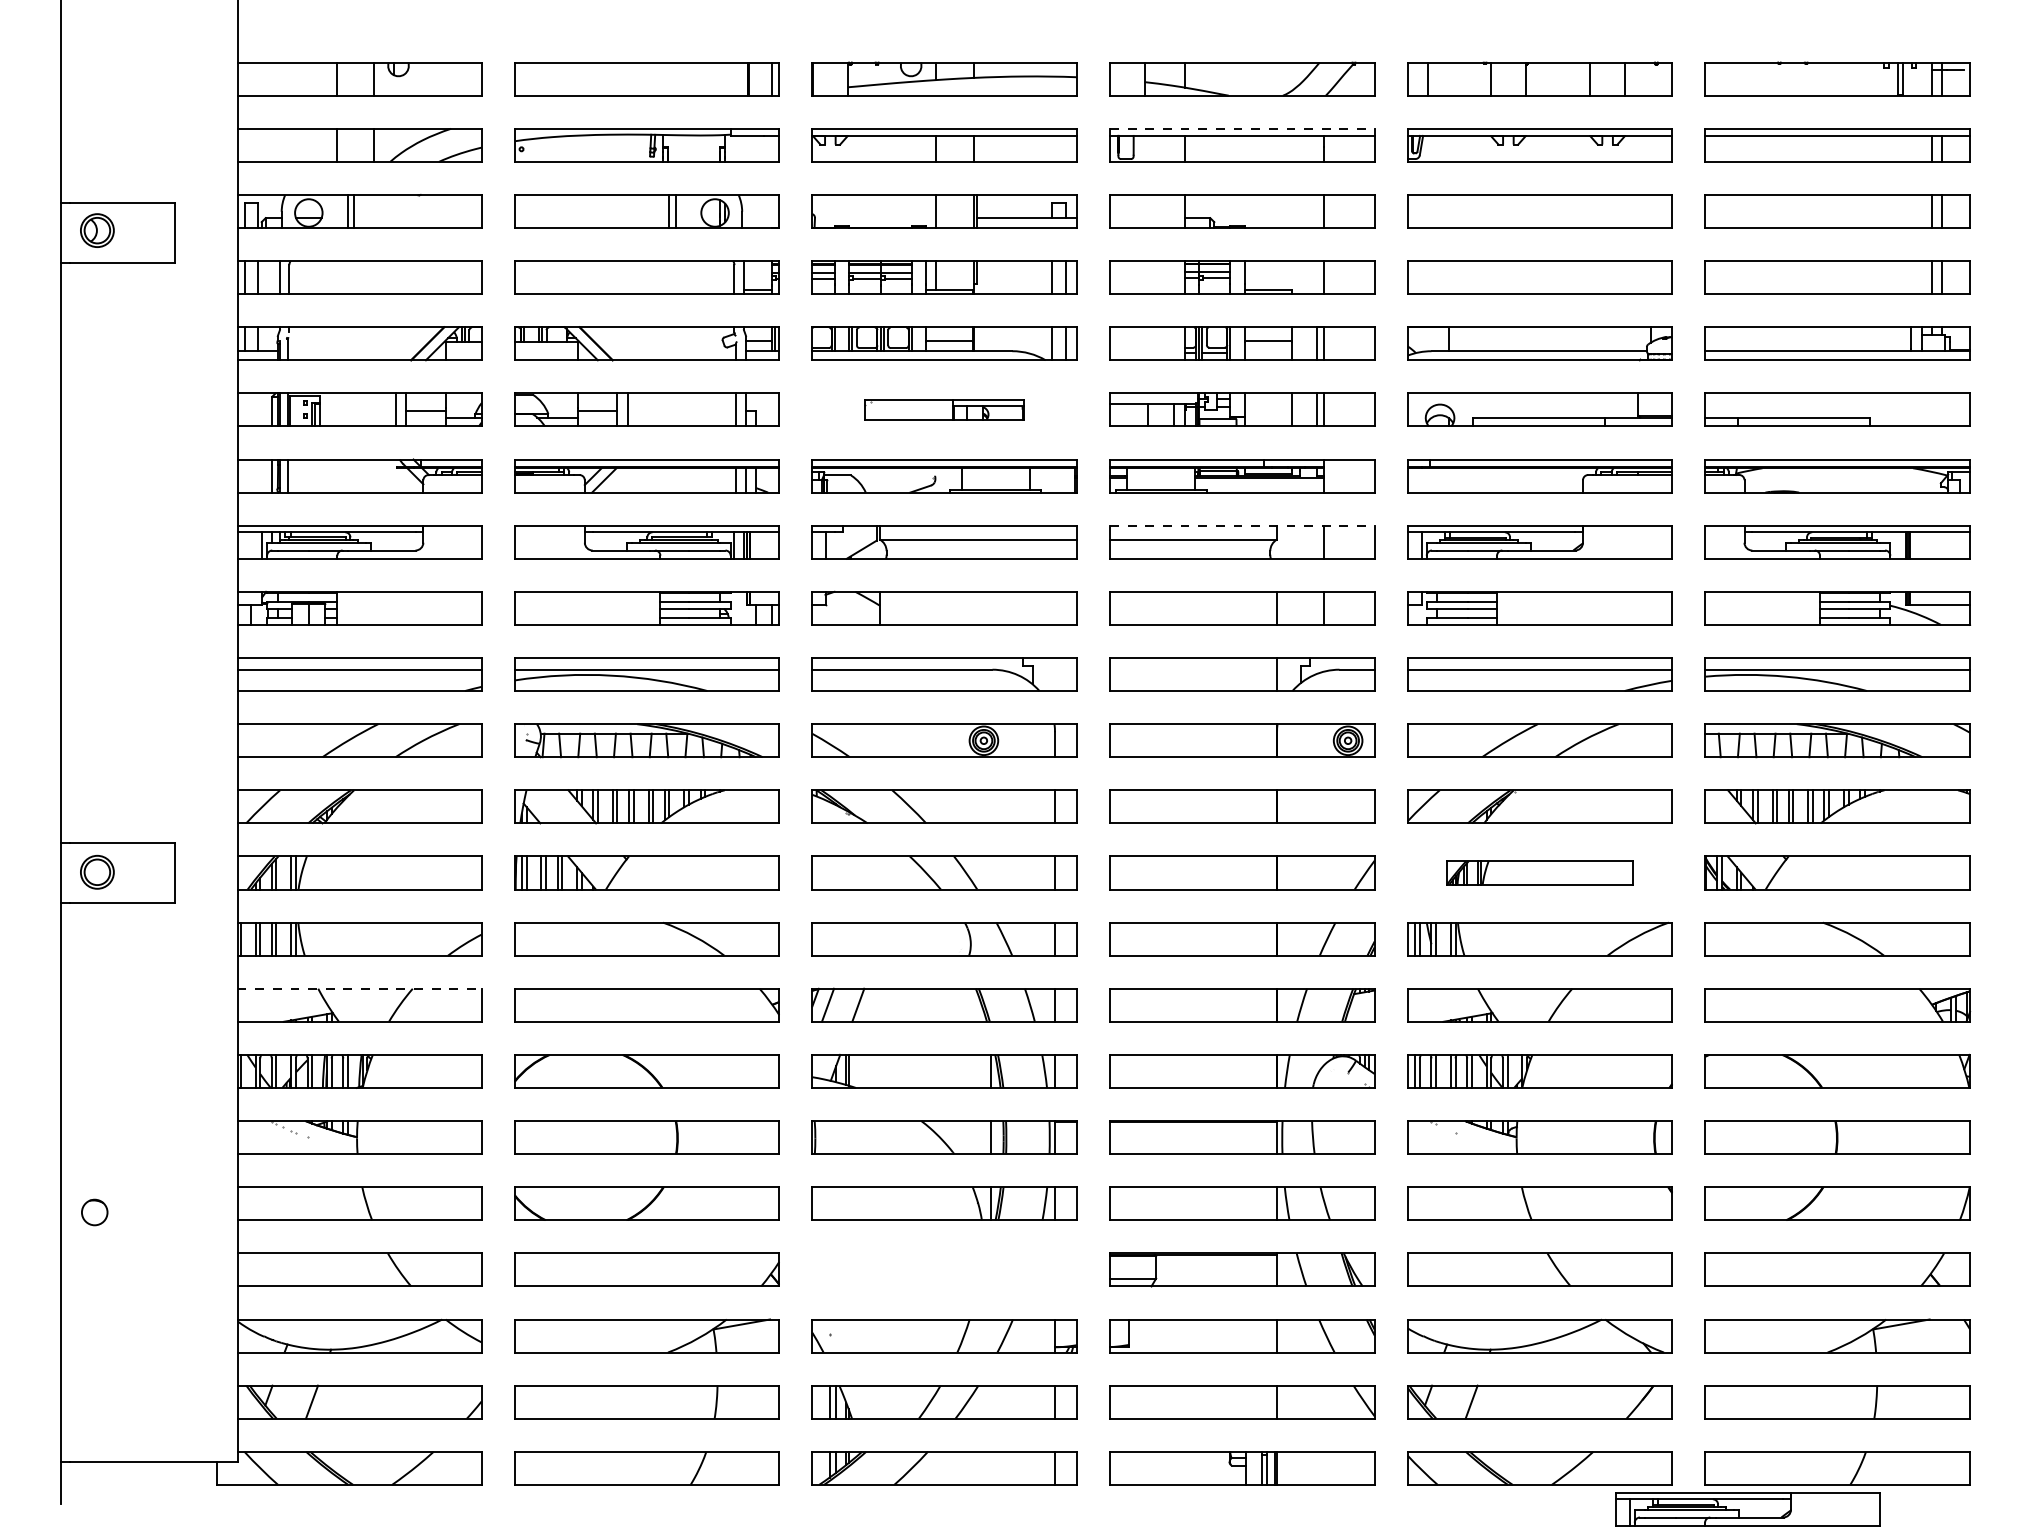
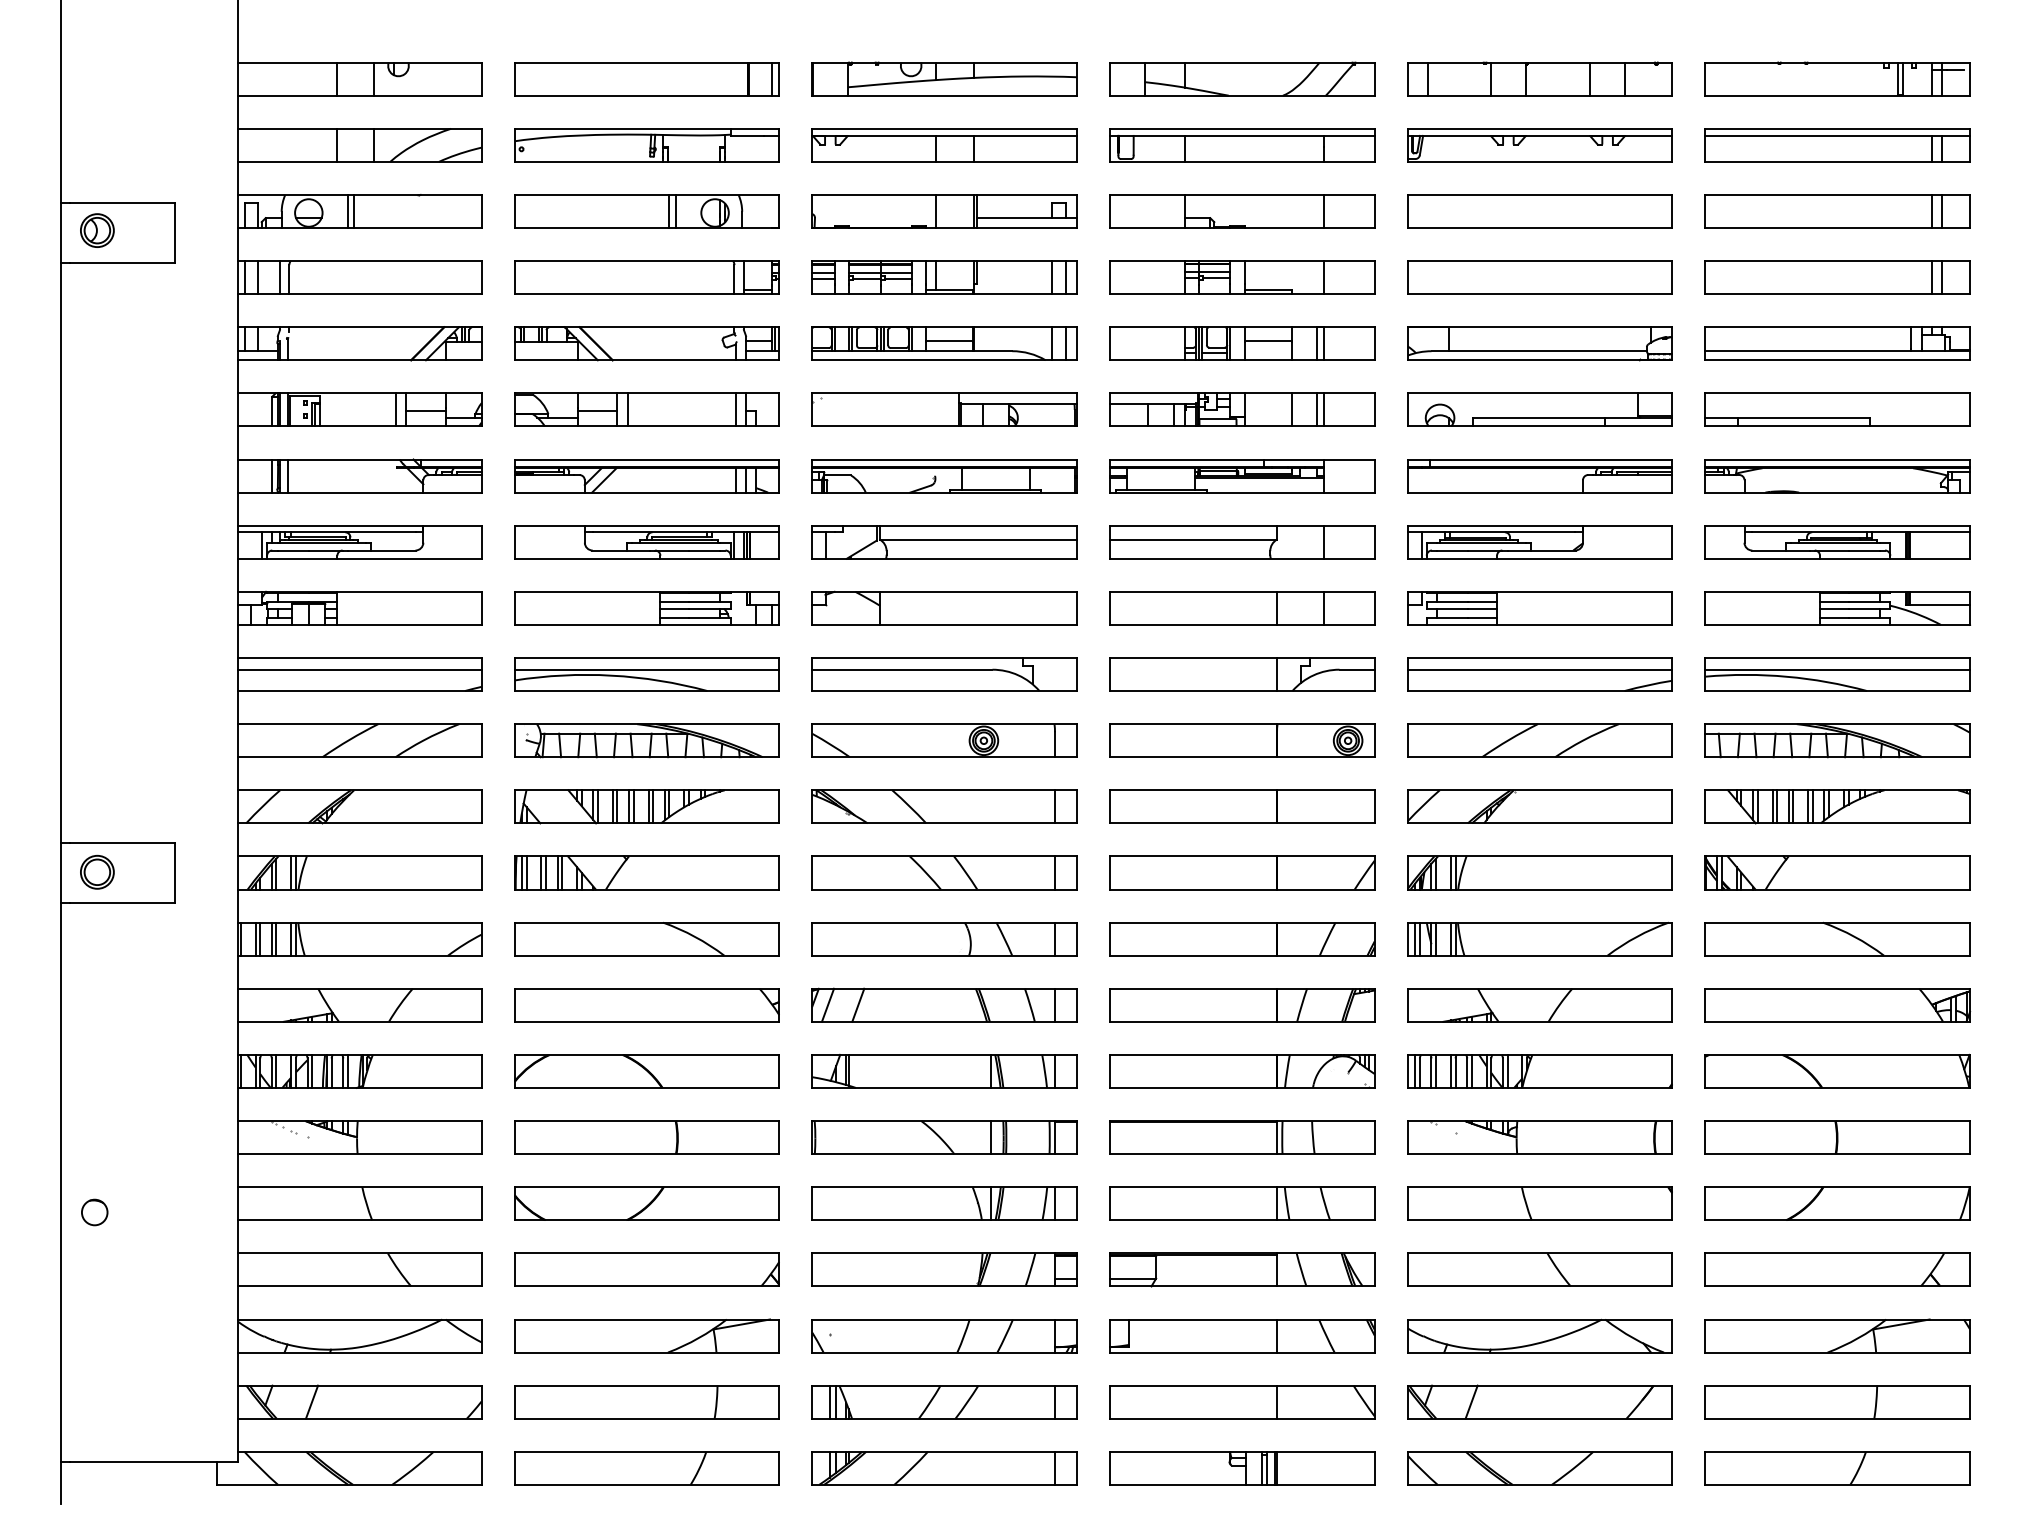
line: dashed -> solid (1242, 128)
part size: 161x22 px -> 267x35 px (944, 409)
line: dashed -> solid (1242, 525)
part size: 188x26 px -> 266x36 px (1539, 872)
line: dashed -> solid (359, 988)
part: none -> present (944, 1269)
part: present -> none (1747, 1509)
